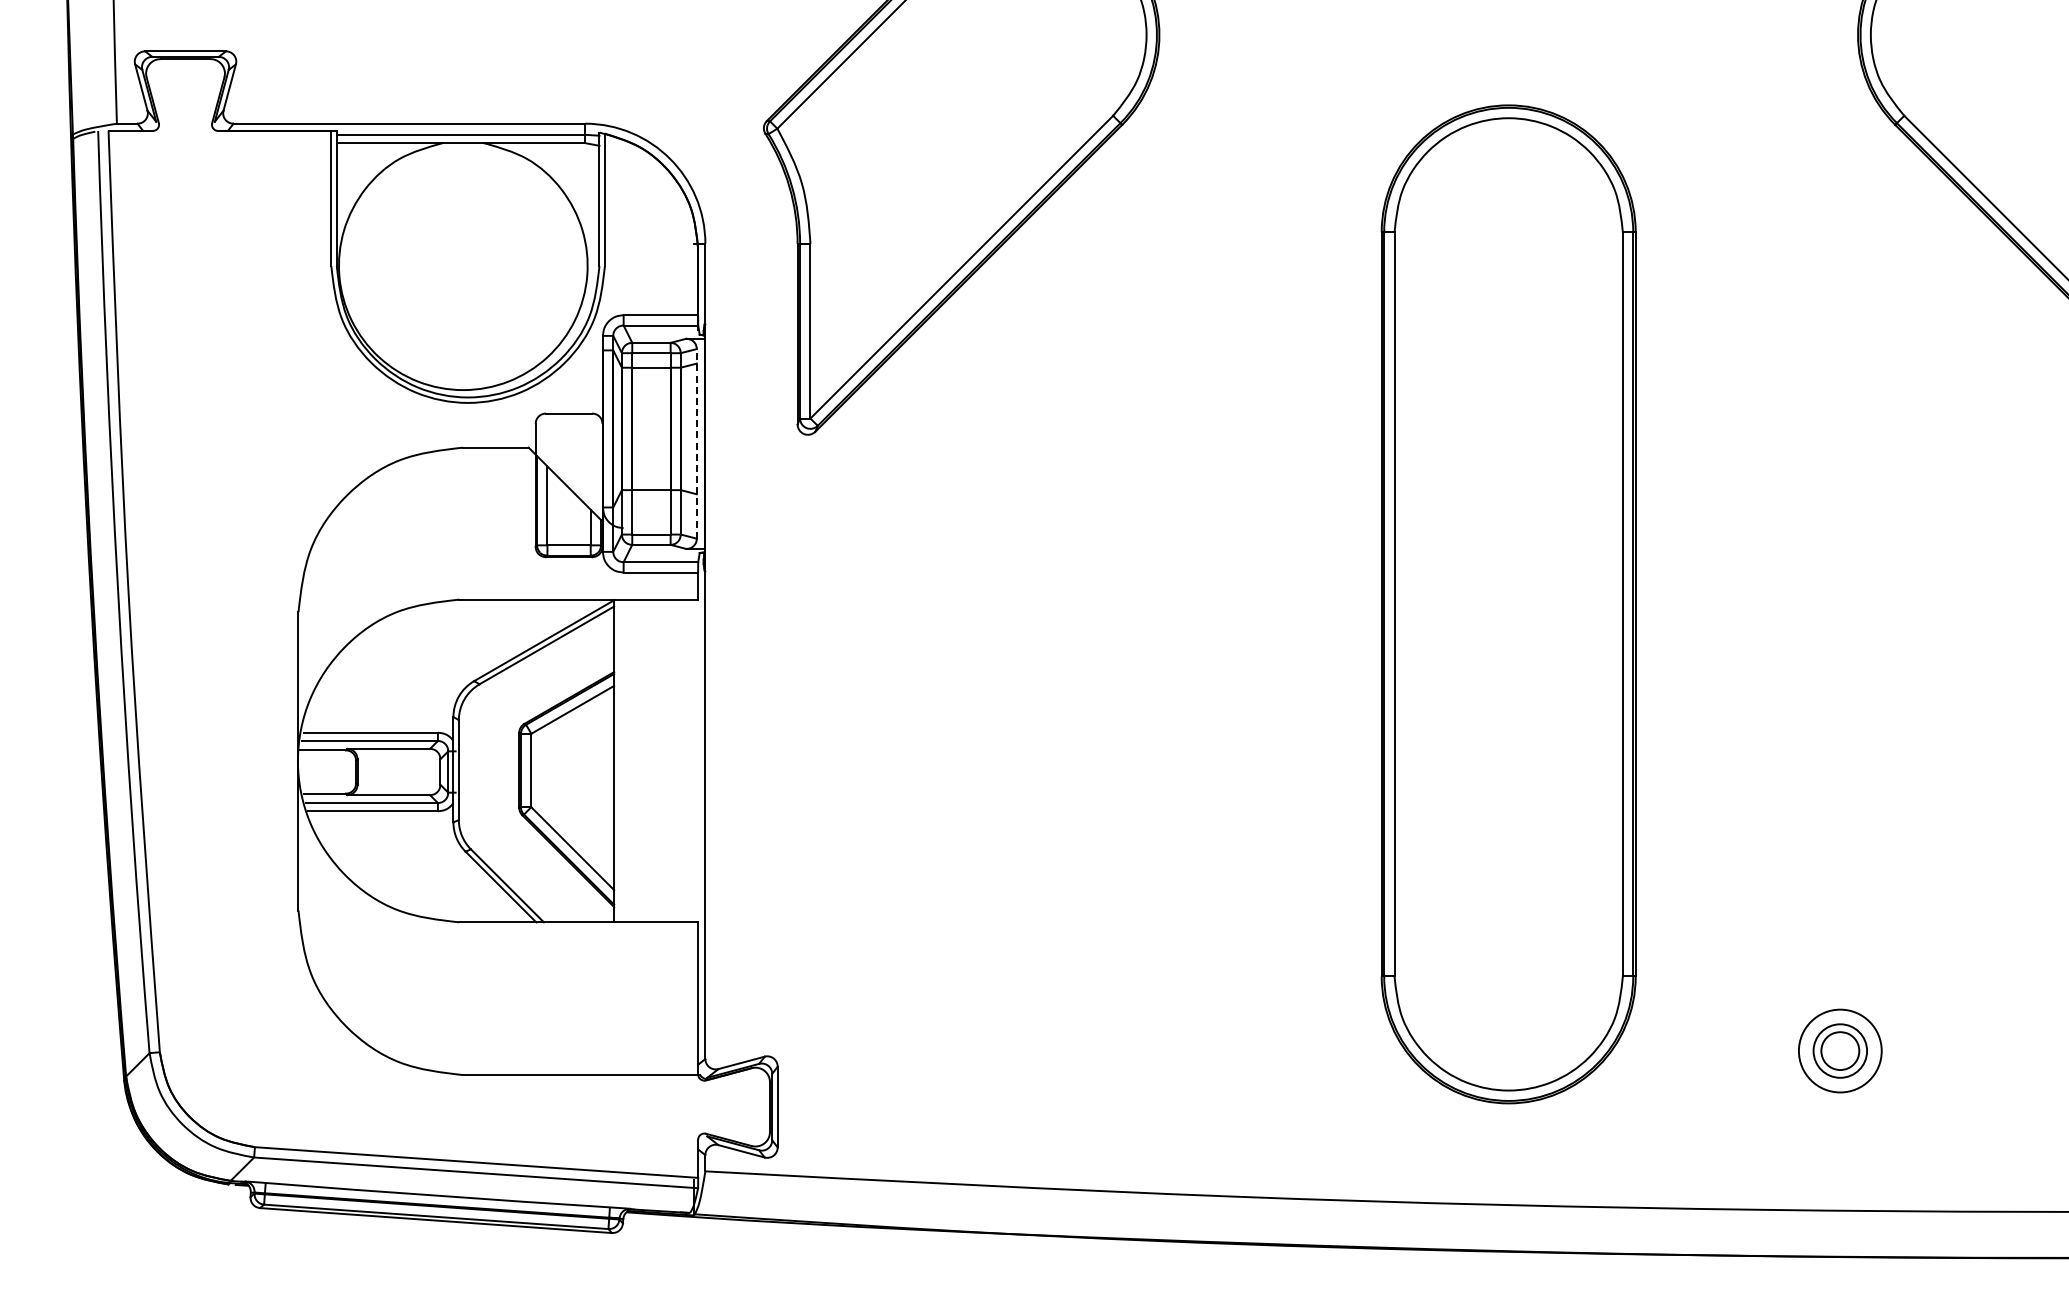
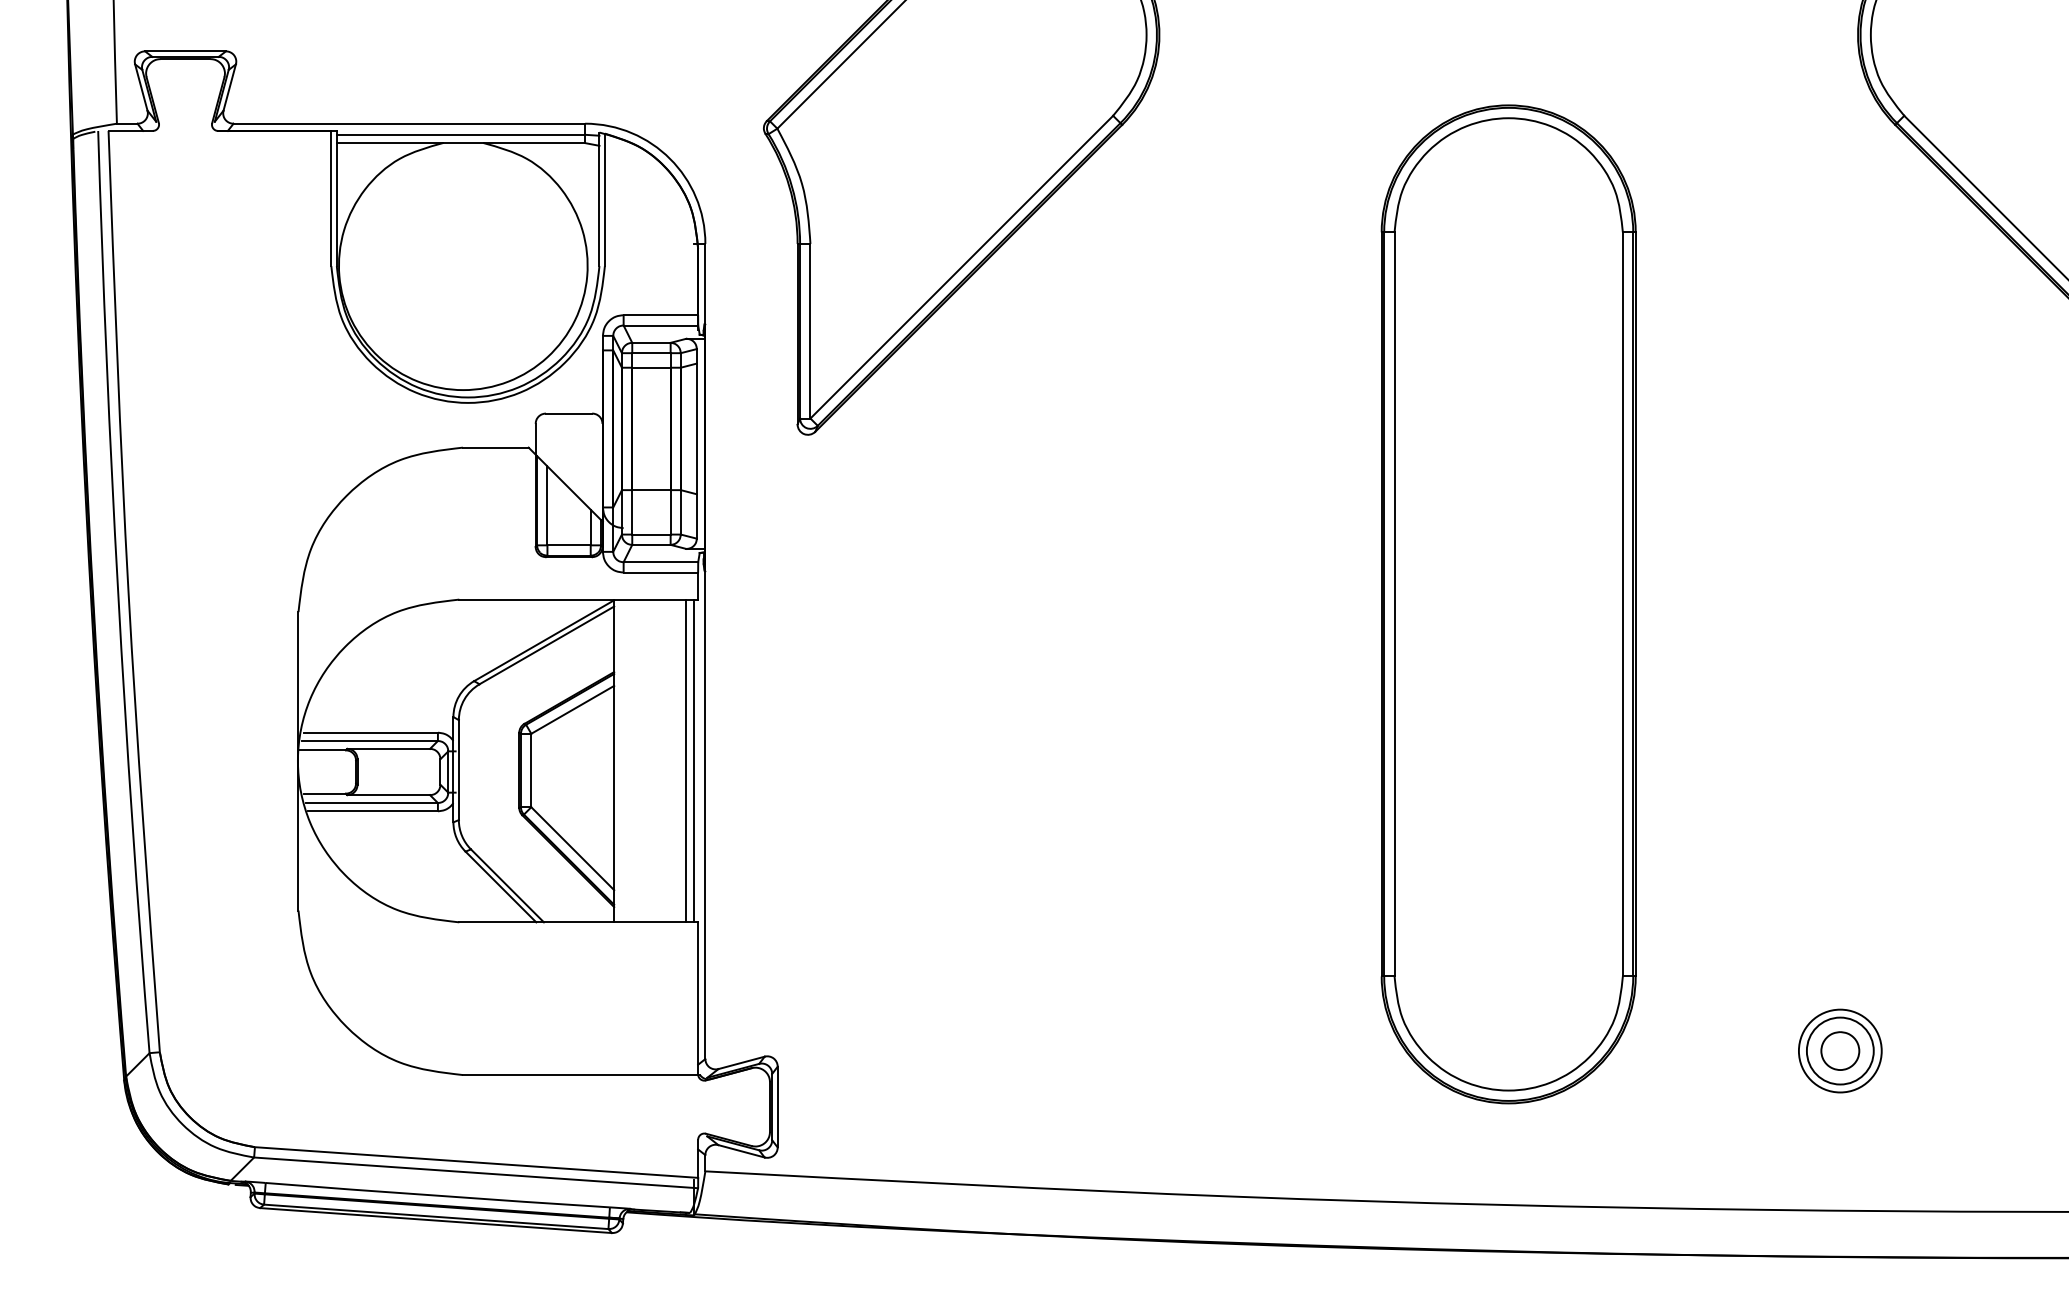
line: dashed -> solid (696, 443)
line: none -> present (685, 760)
line: none -> present (694, 760)
circle diameter: 54 px -> 67 px (1839, 1050)
